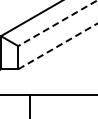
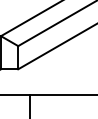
line: dashed -> solid (57, 23)
line: dashed -> solid (57, 46)
